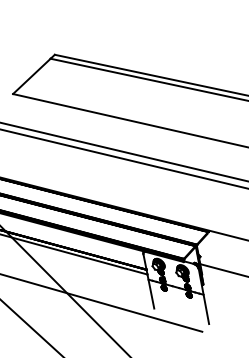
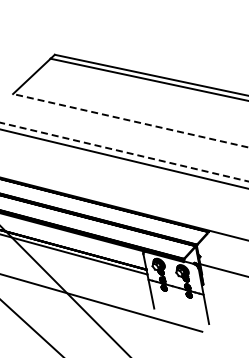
line: solid -> dashed (130, 120)
line: solid -> dashed (124, 152)
